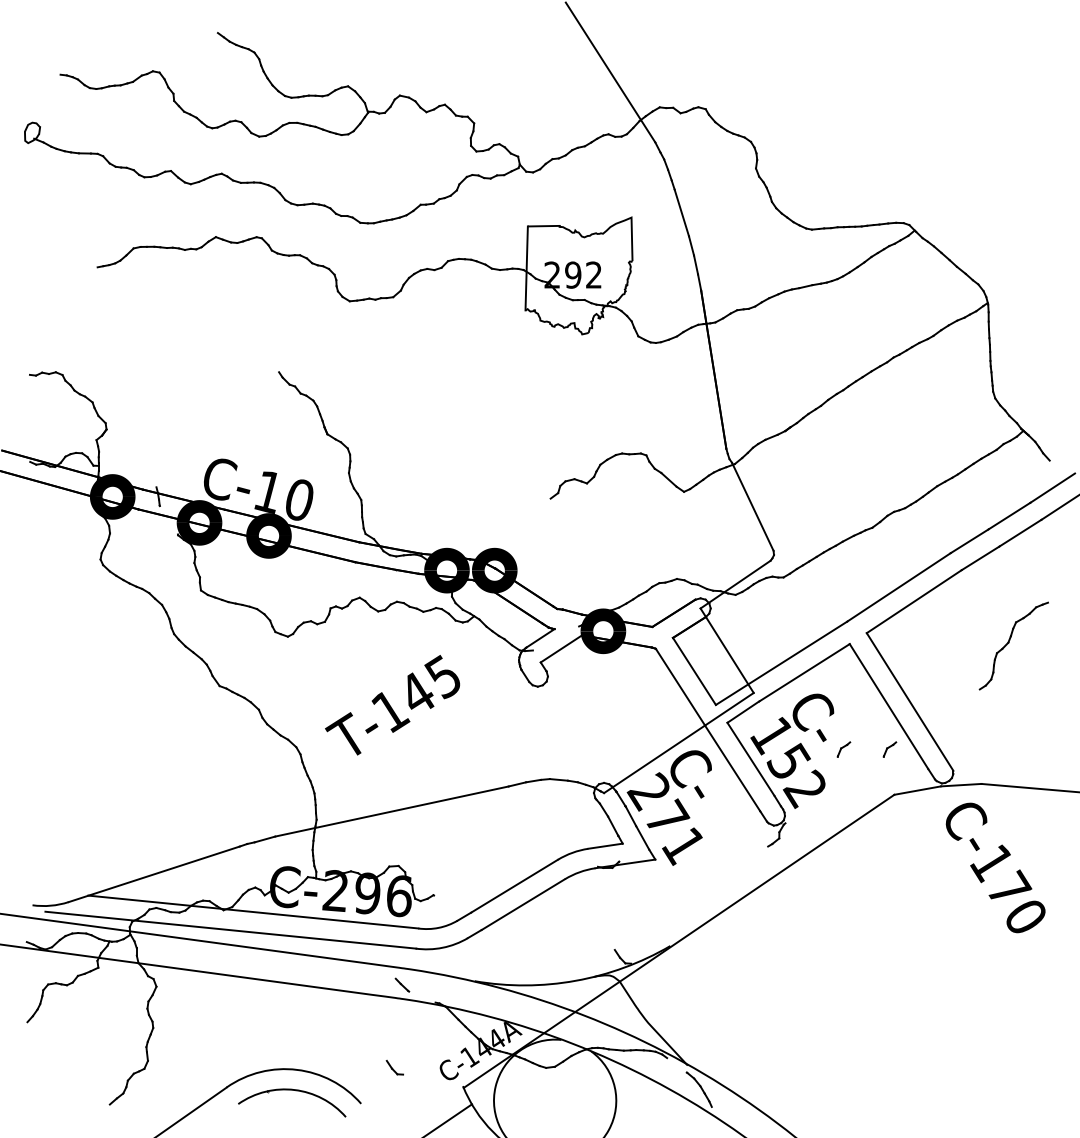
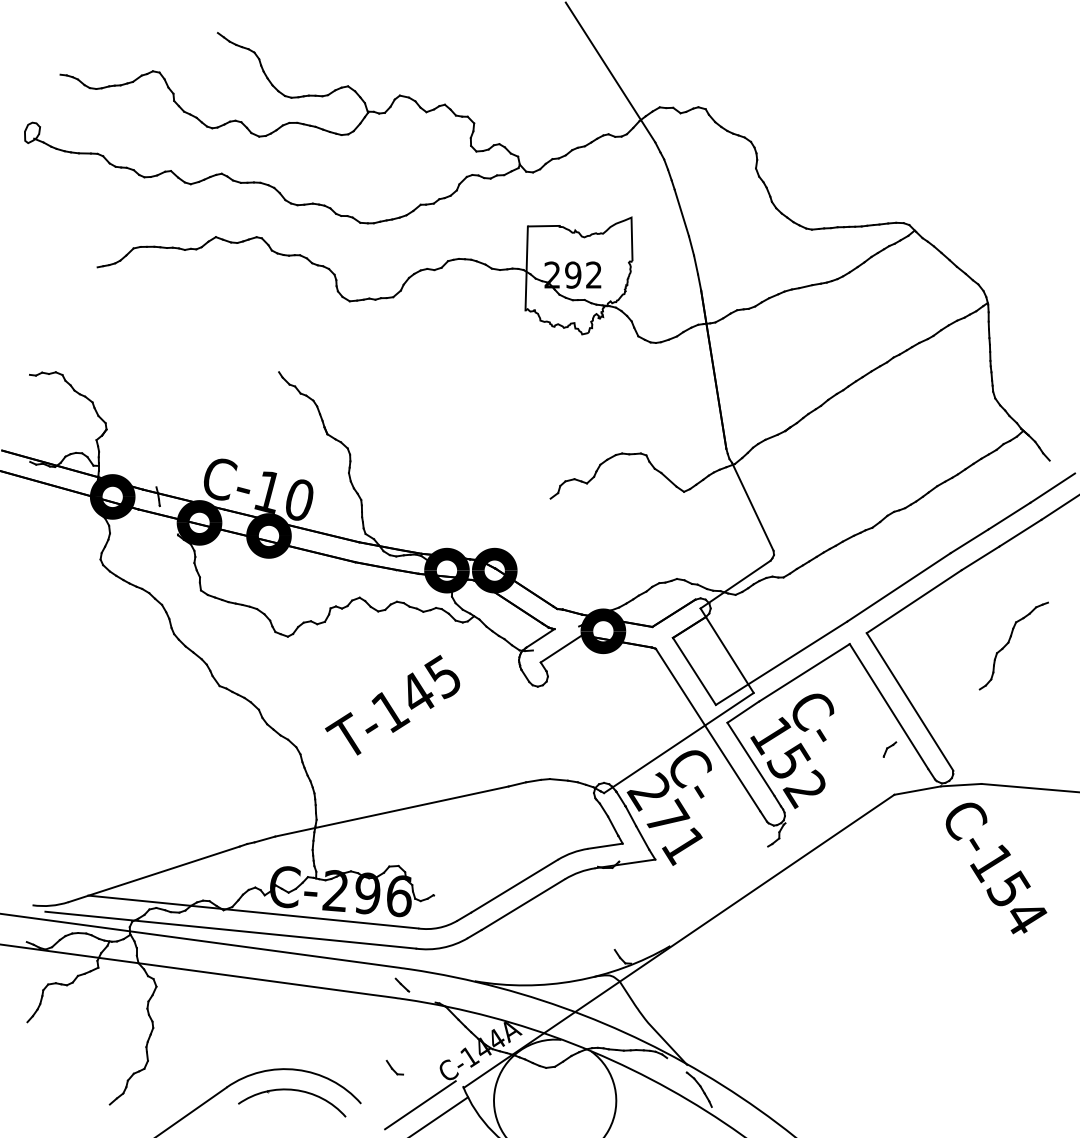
part: present -> none (843, 749)
text: C-170 -> C-154 (1016, 901)
line: none -> present (420, 1105)
line position: (449, 1119) -> (440, 1115) (440, 1115)
